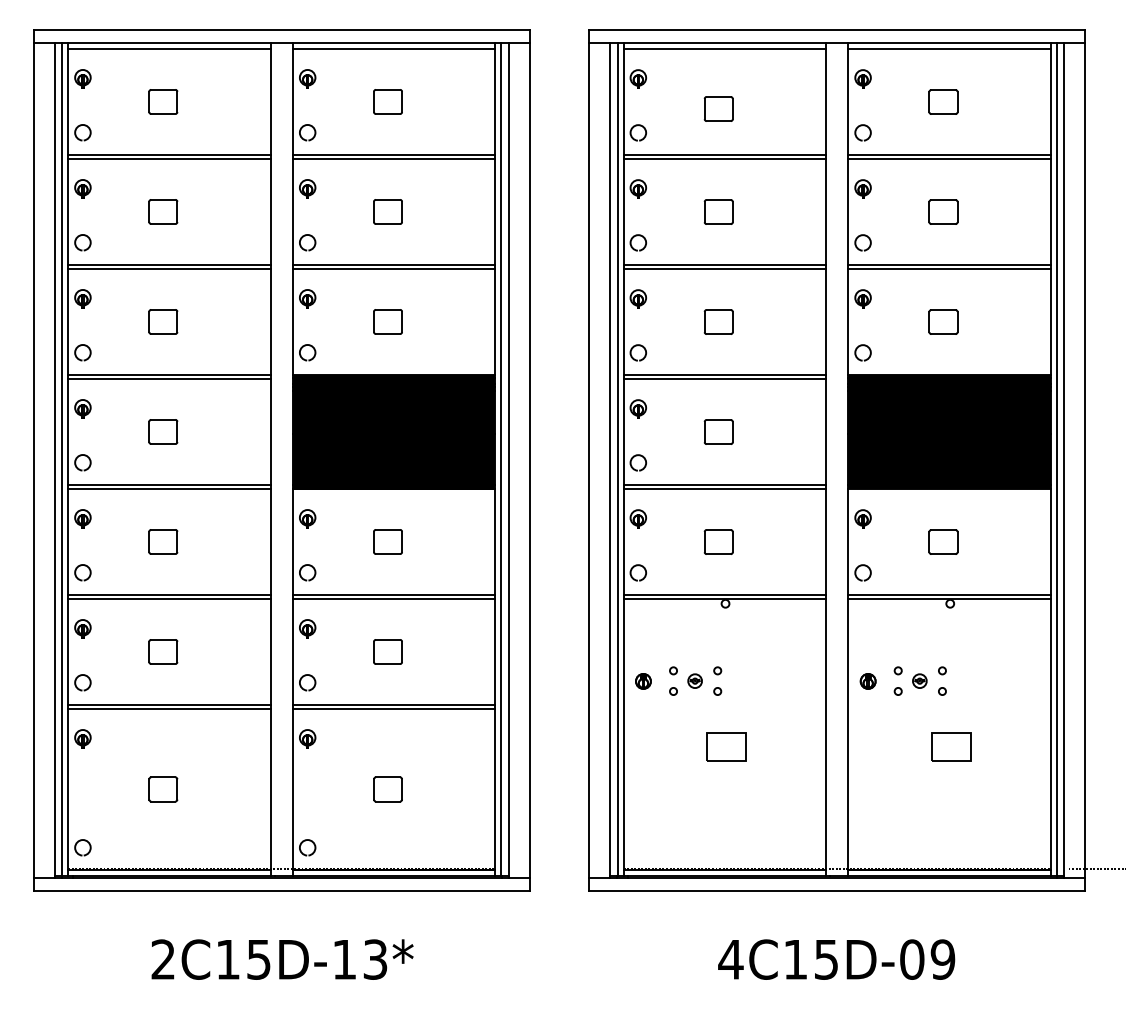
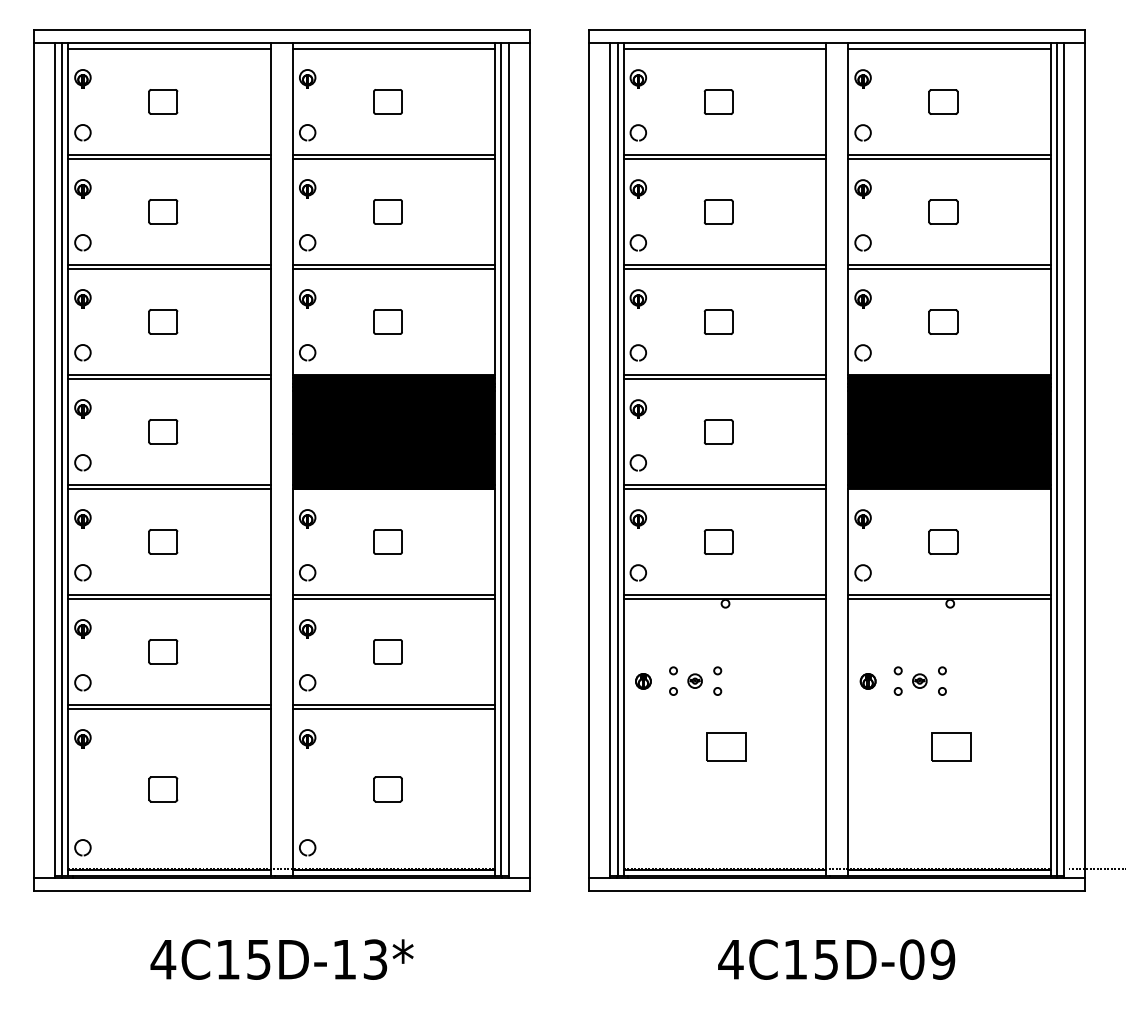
part position: (718, 108) -> (718, 101) (718, 101)
text: 2C15D-13* -> 4C15D-13* (163, 959)
